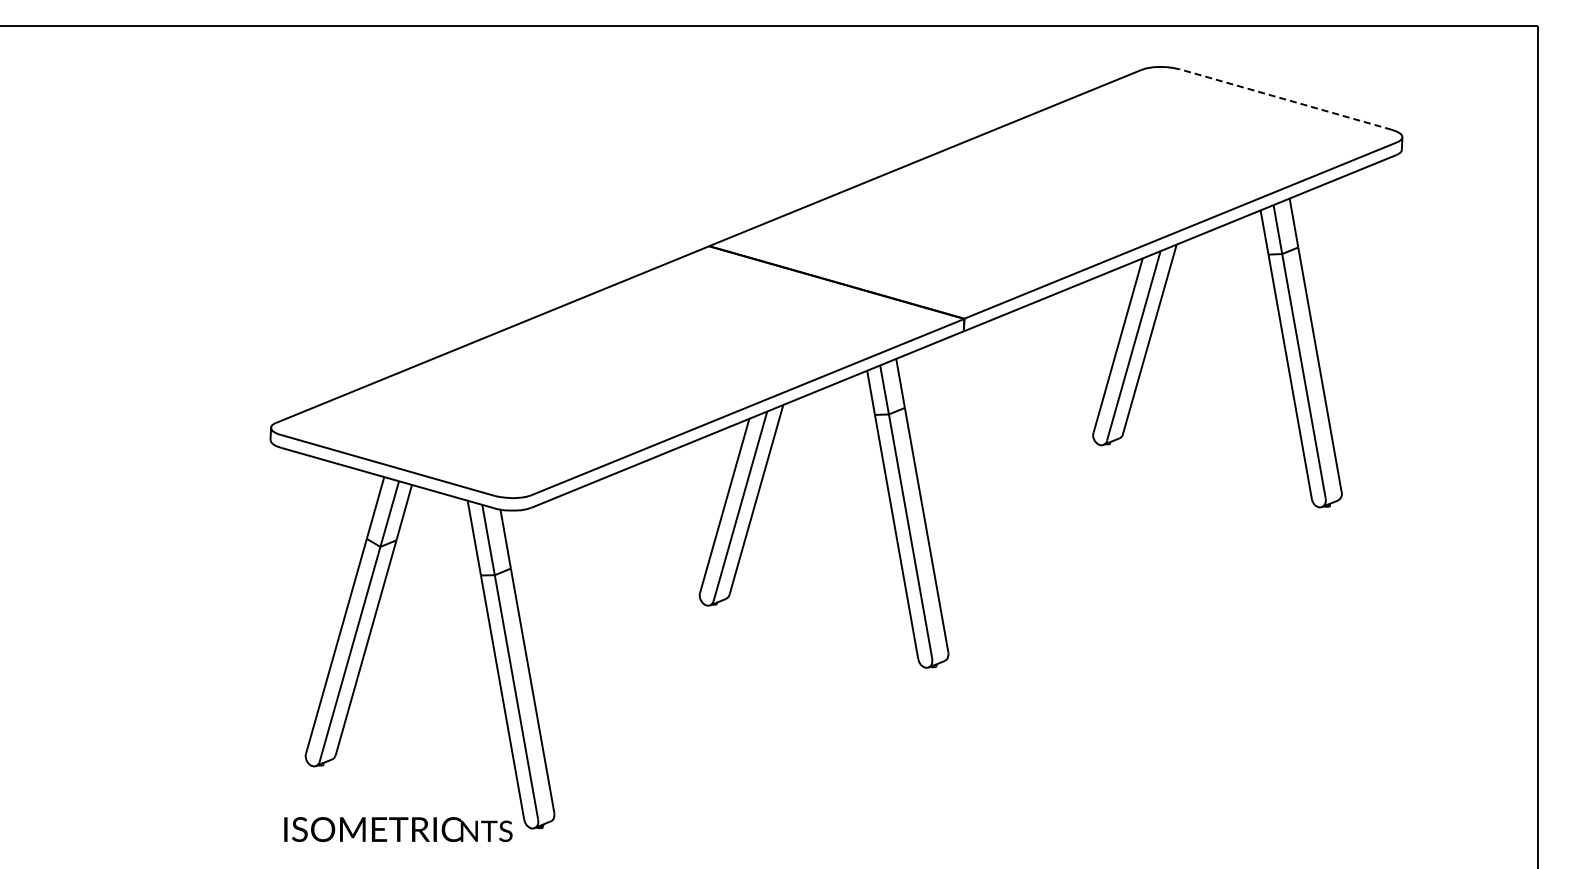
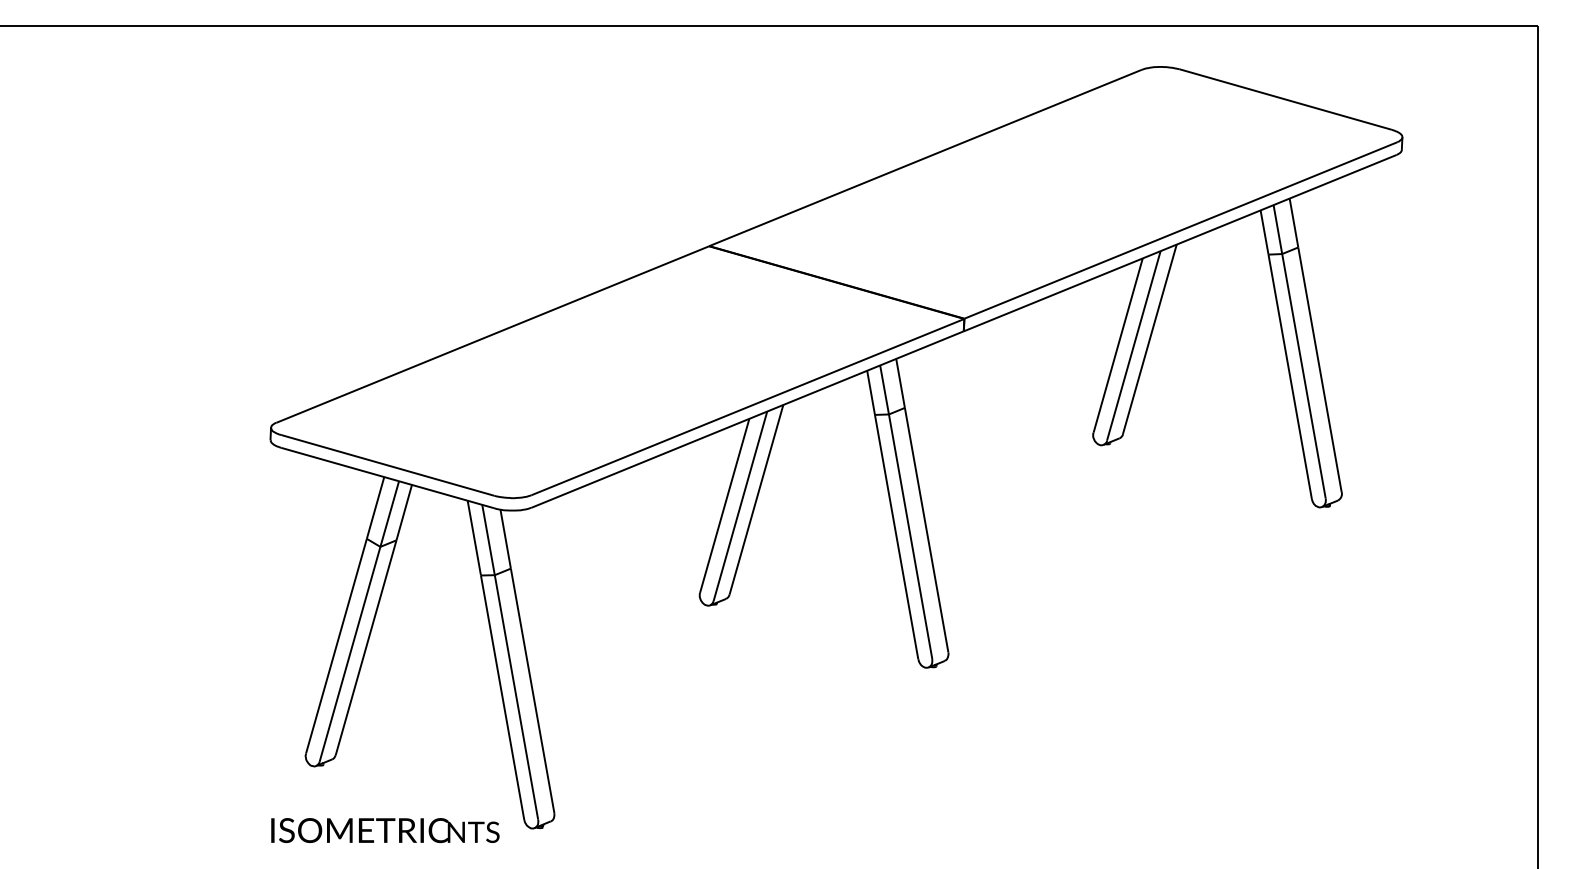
line: dashed -> solid (1285, 99)
part position: (398, 829) -> (385, 830) (385, 830)
